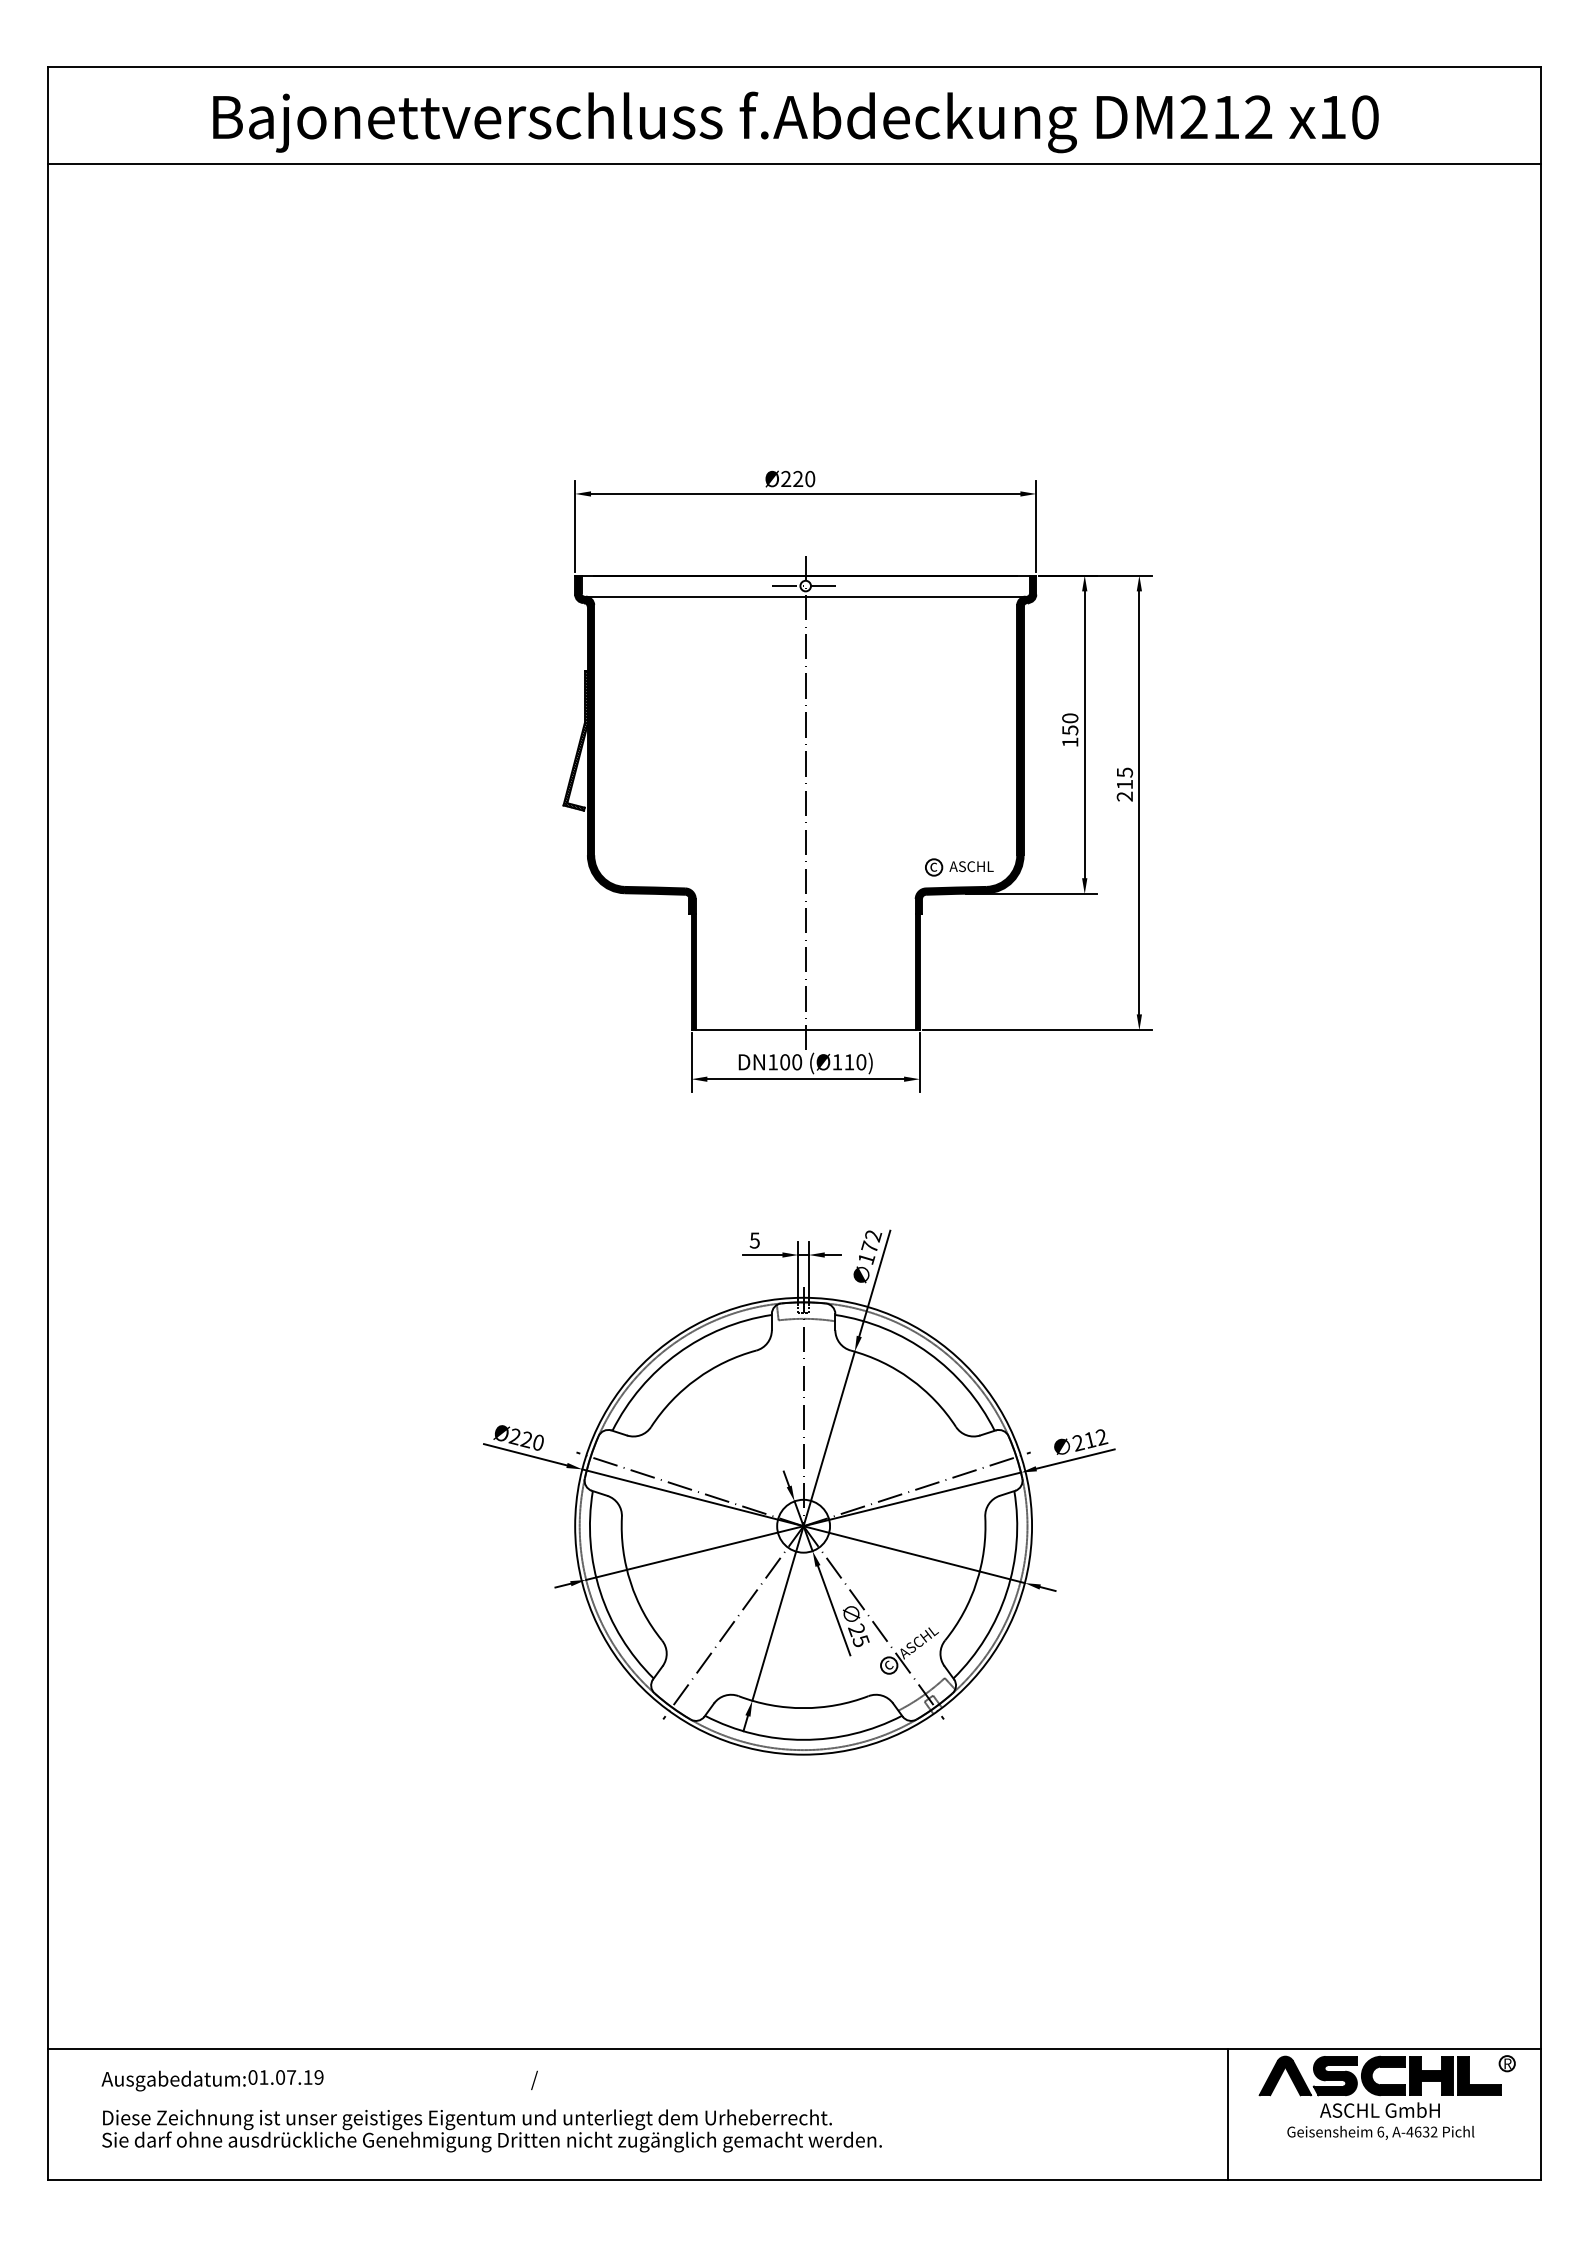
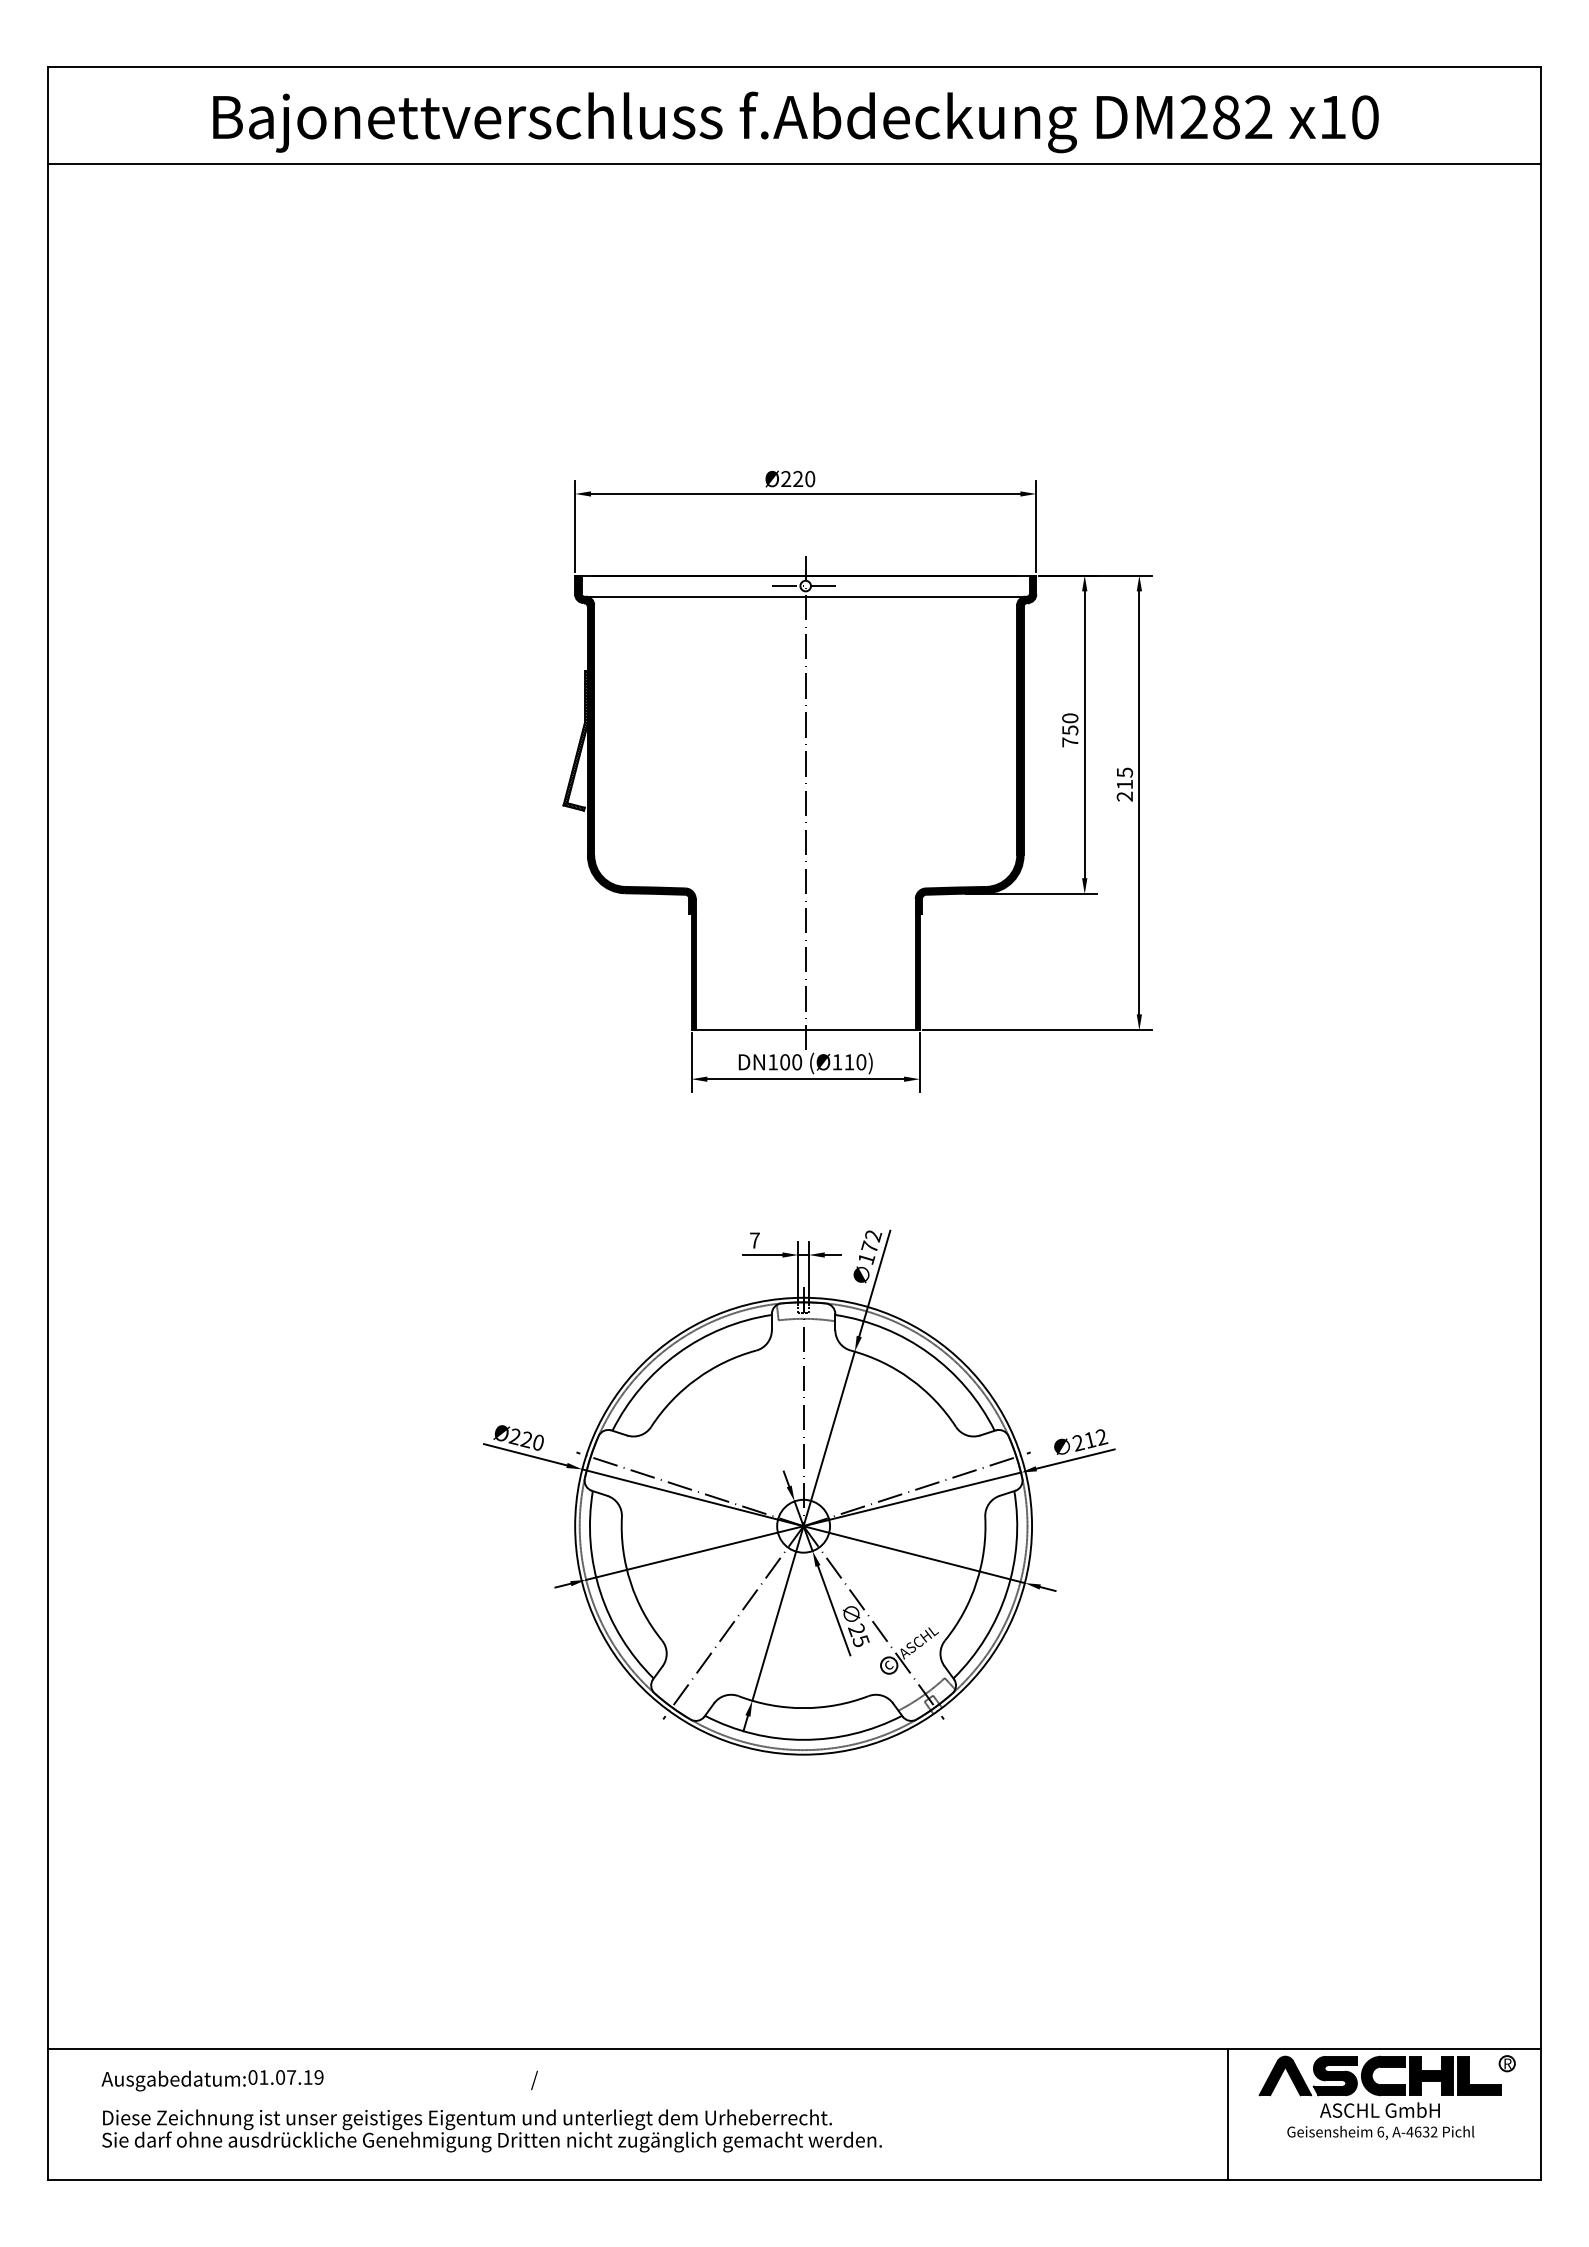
text: DM212 -> DM282 (1226, 117)
text: 150 -> 750 (1070, 742)
part: present -> none (959, 867)
text: 5 -> 7 (754, 1240)
